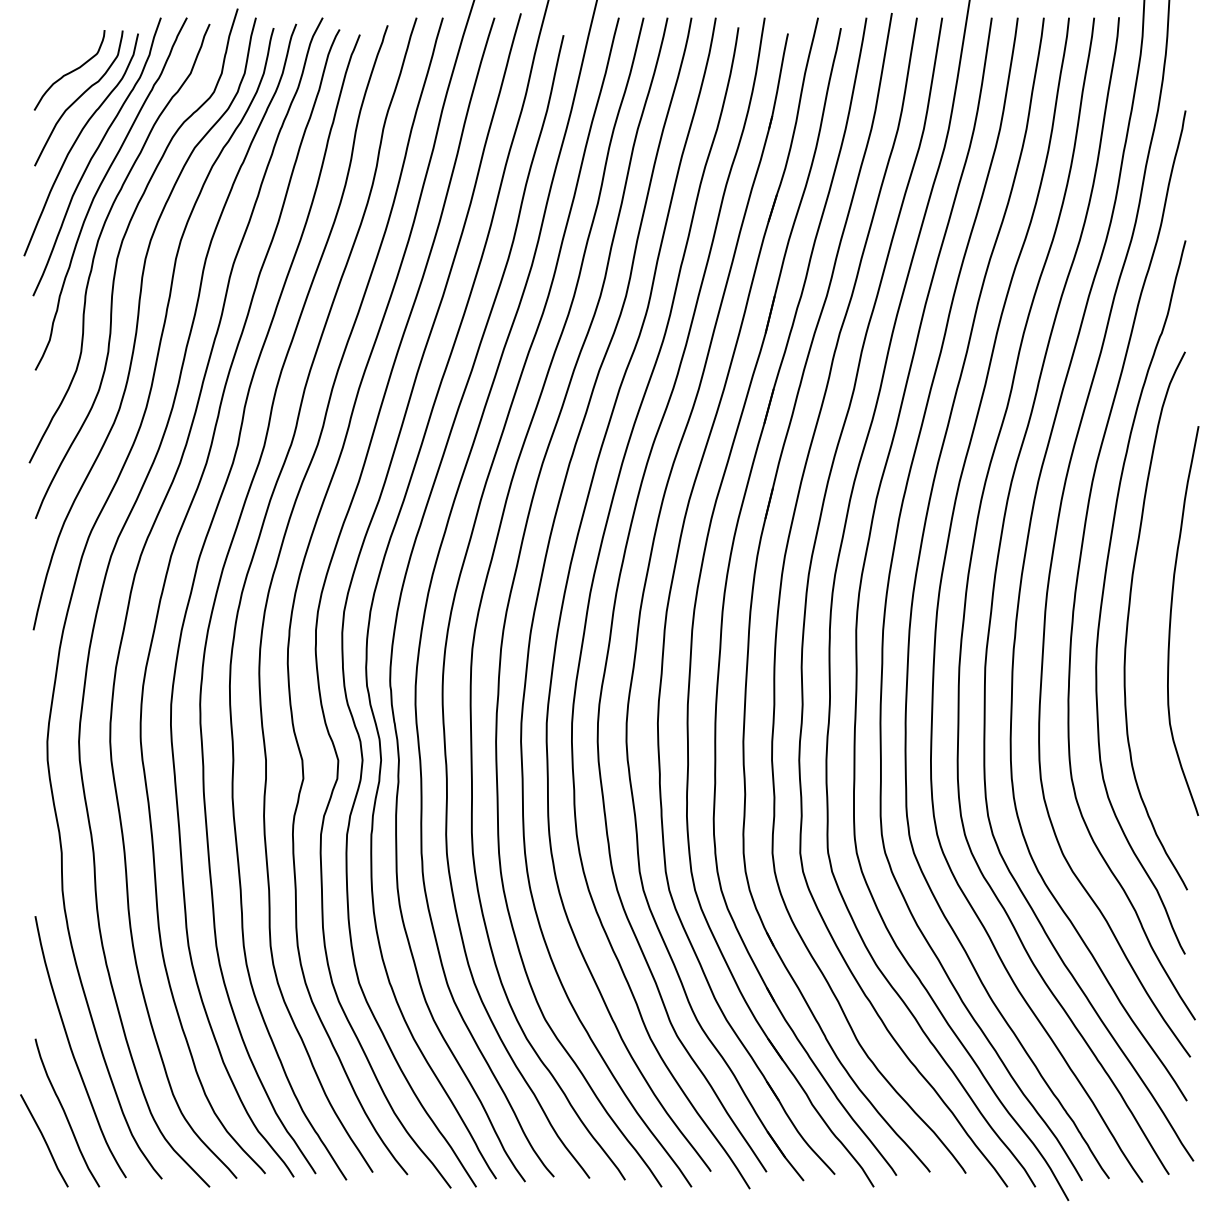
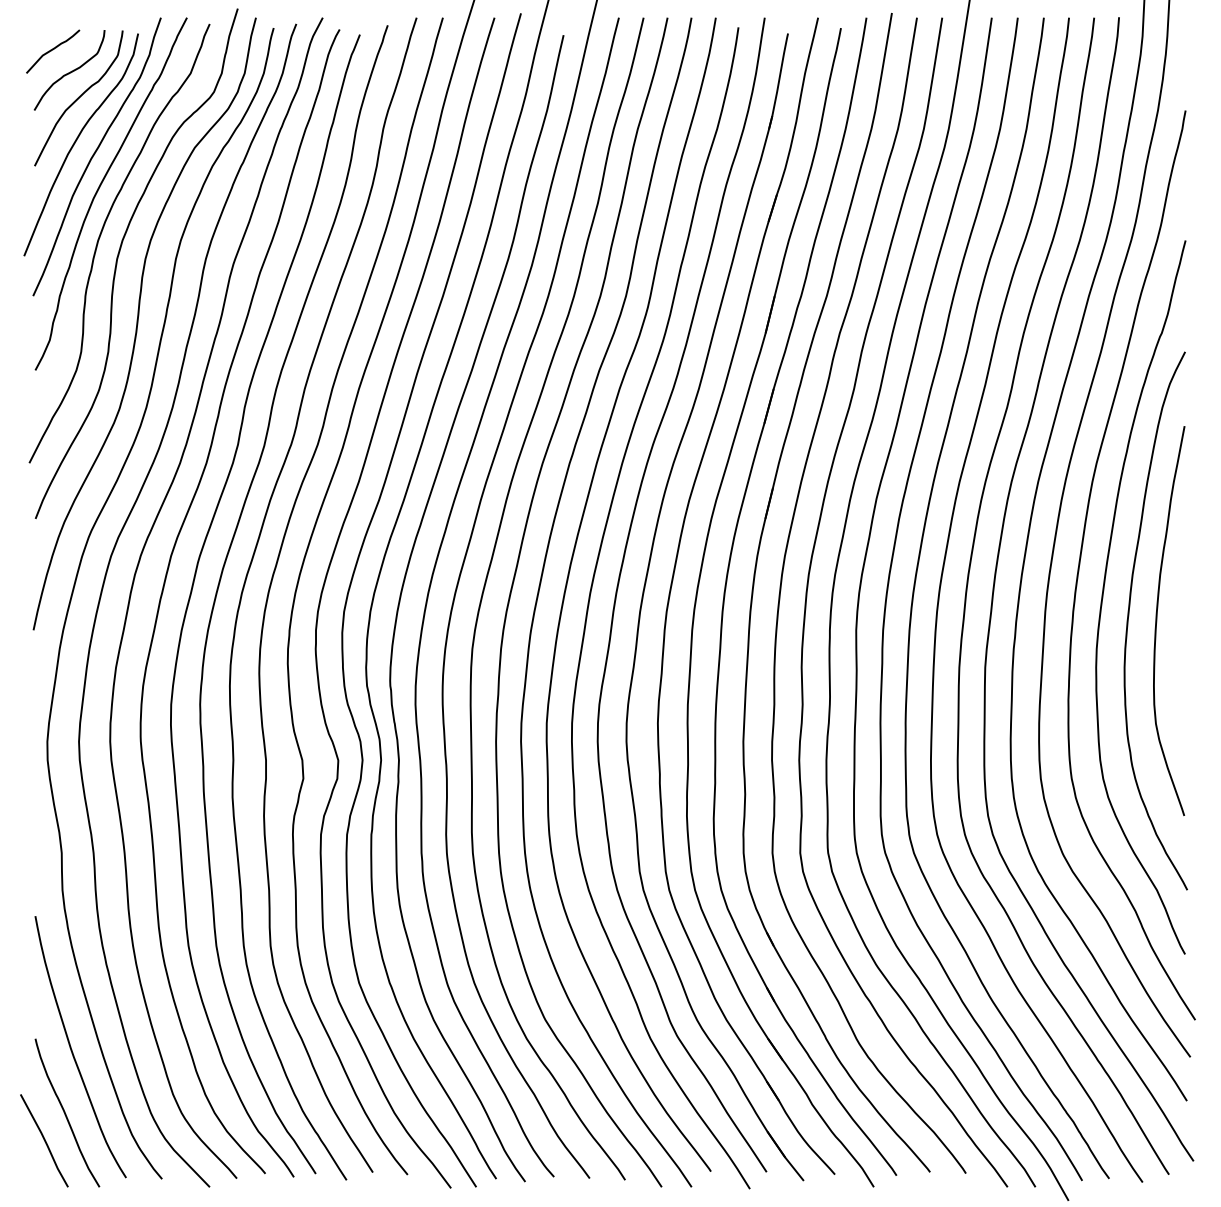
curve: none -> present (53, 50)
curve position: (1171, 620) -> (1157, 620) (1157, 620)
